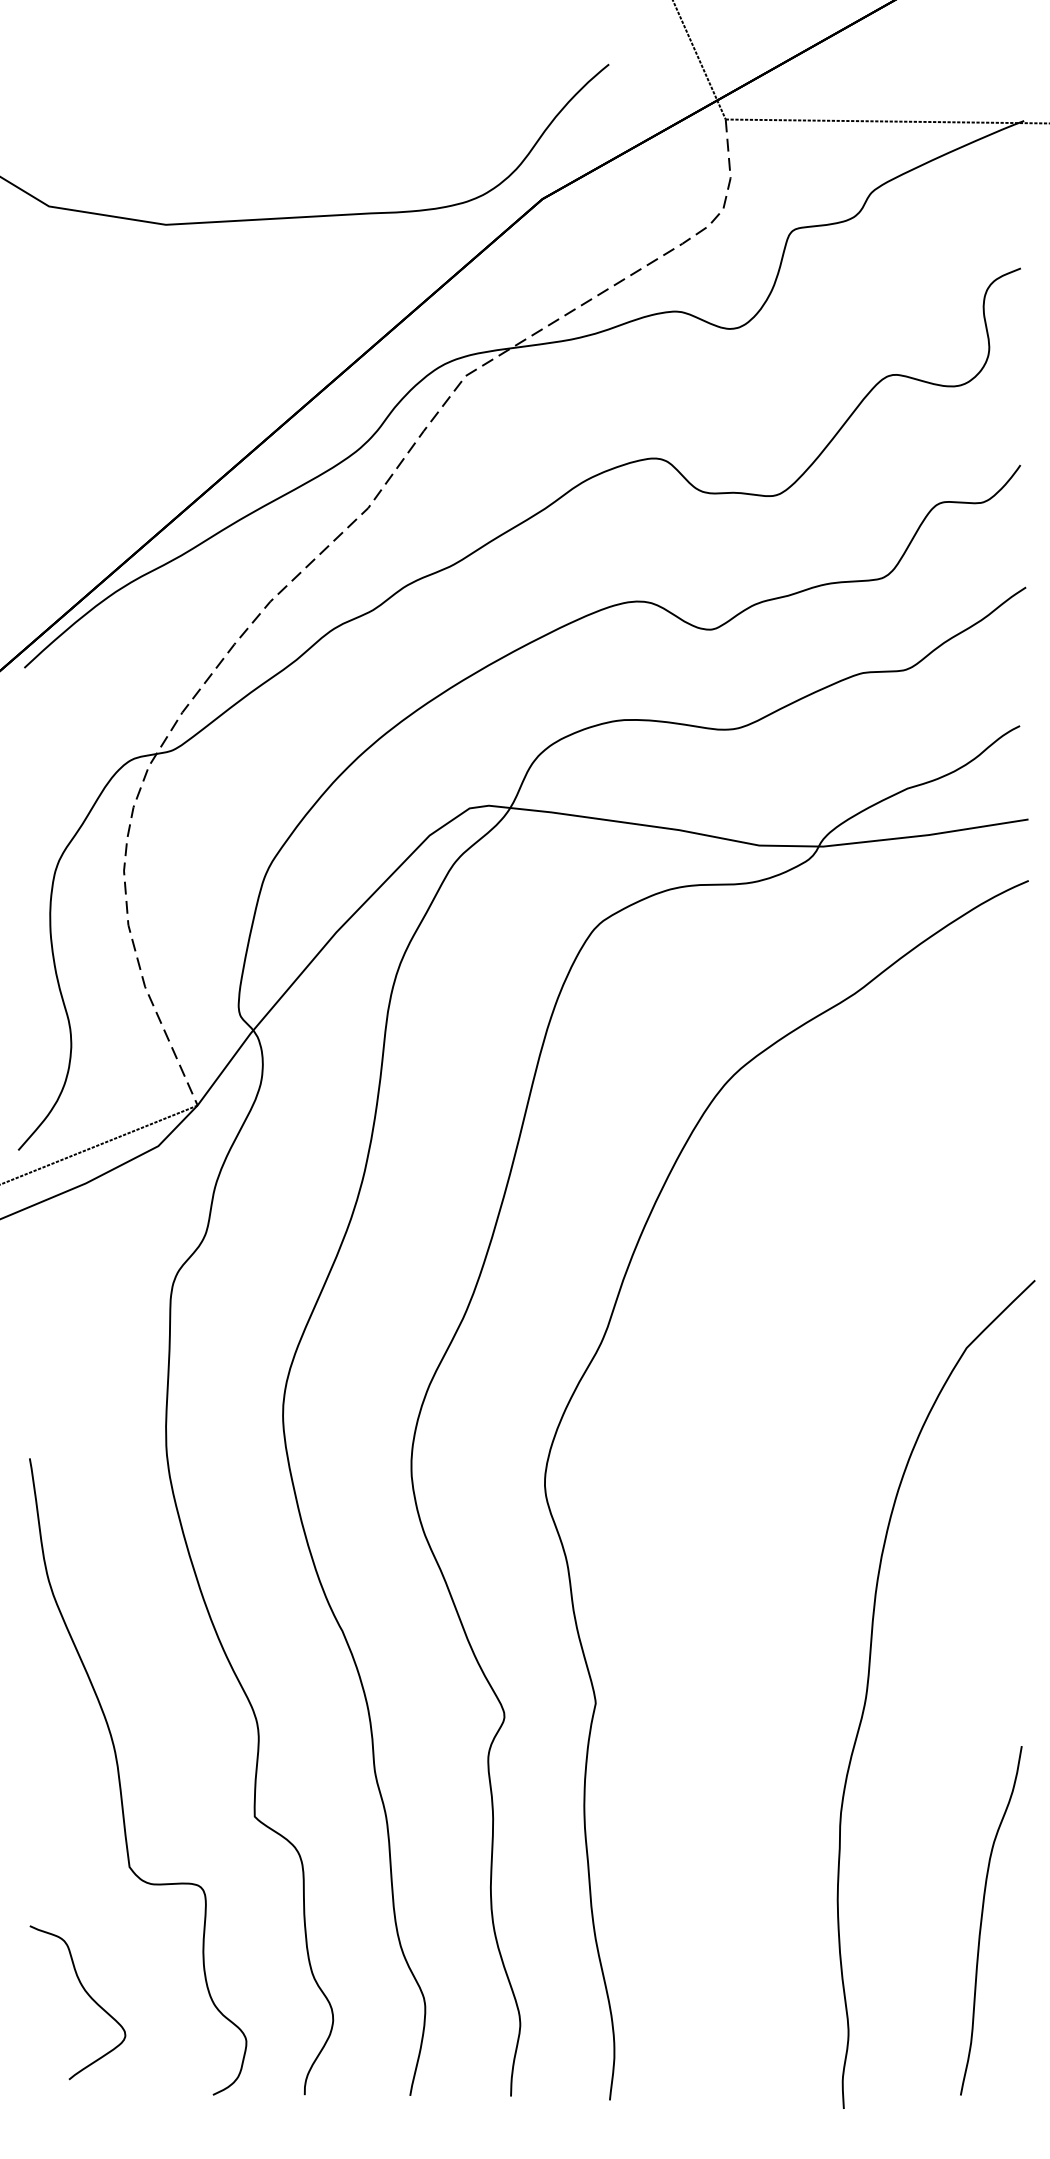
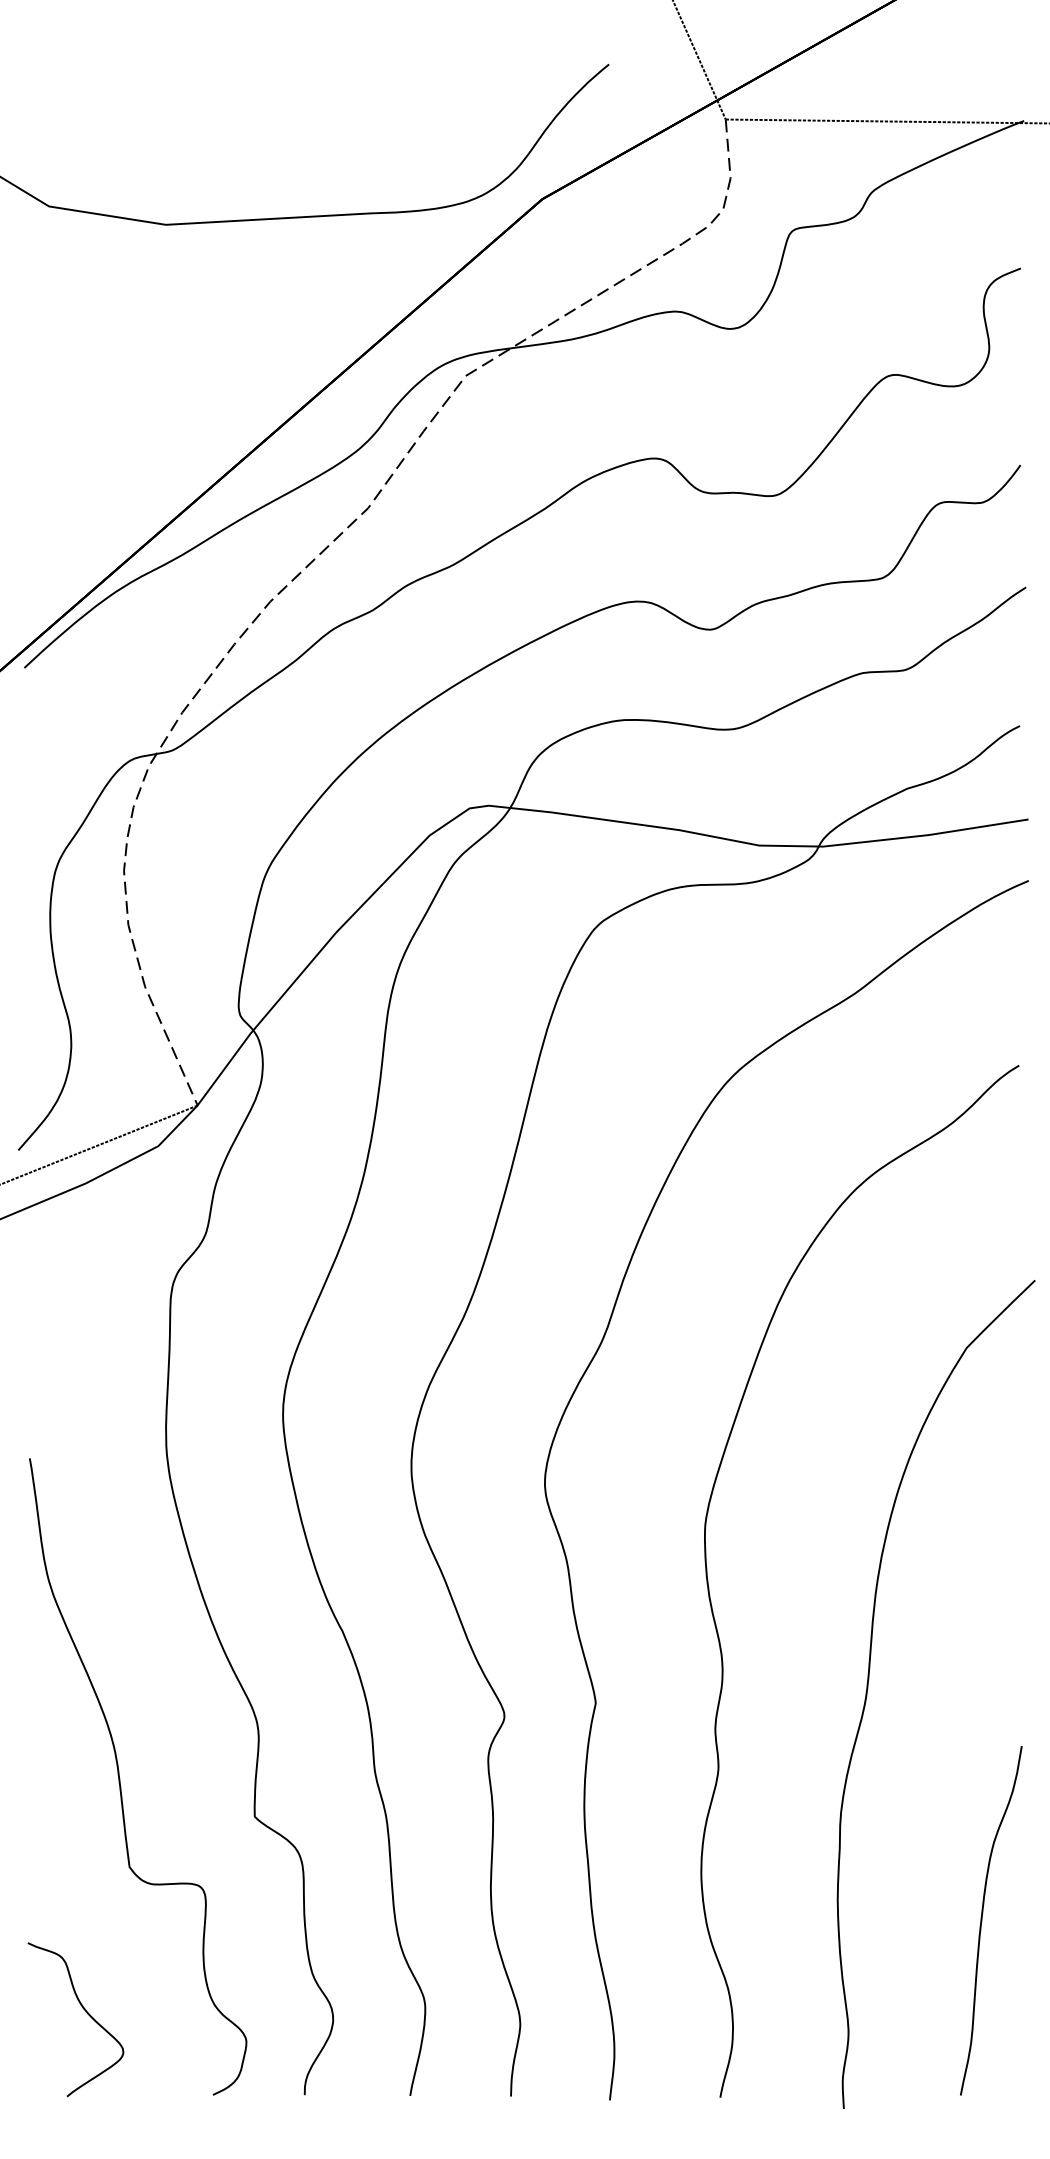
part: none -> present (715, 1619)
curve position: (88, 1996) -> (86, 2013) (86, 2013)
